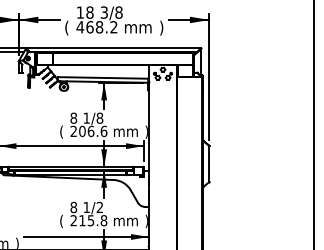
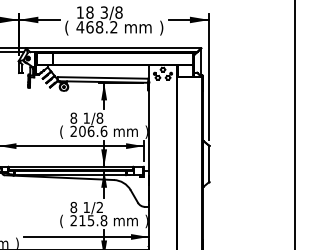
line position: (313, 124) -> (294, 124) (294, 124)
